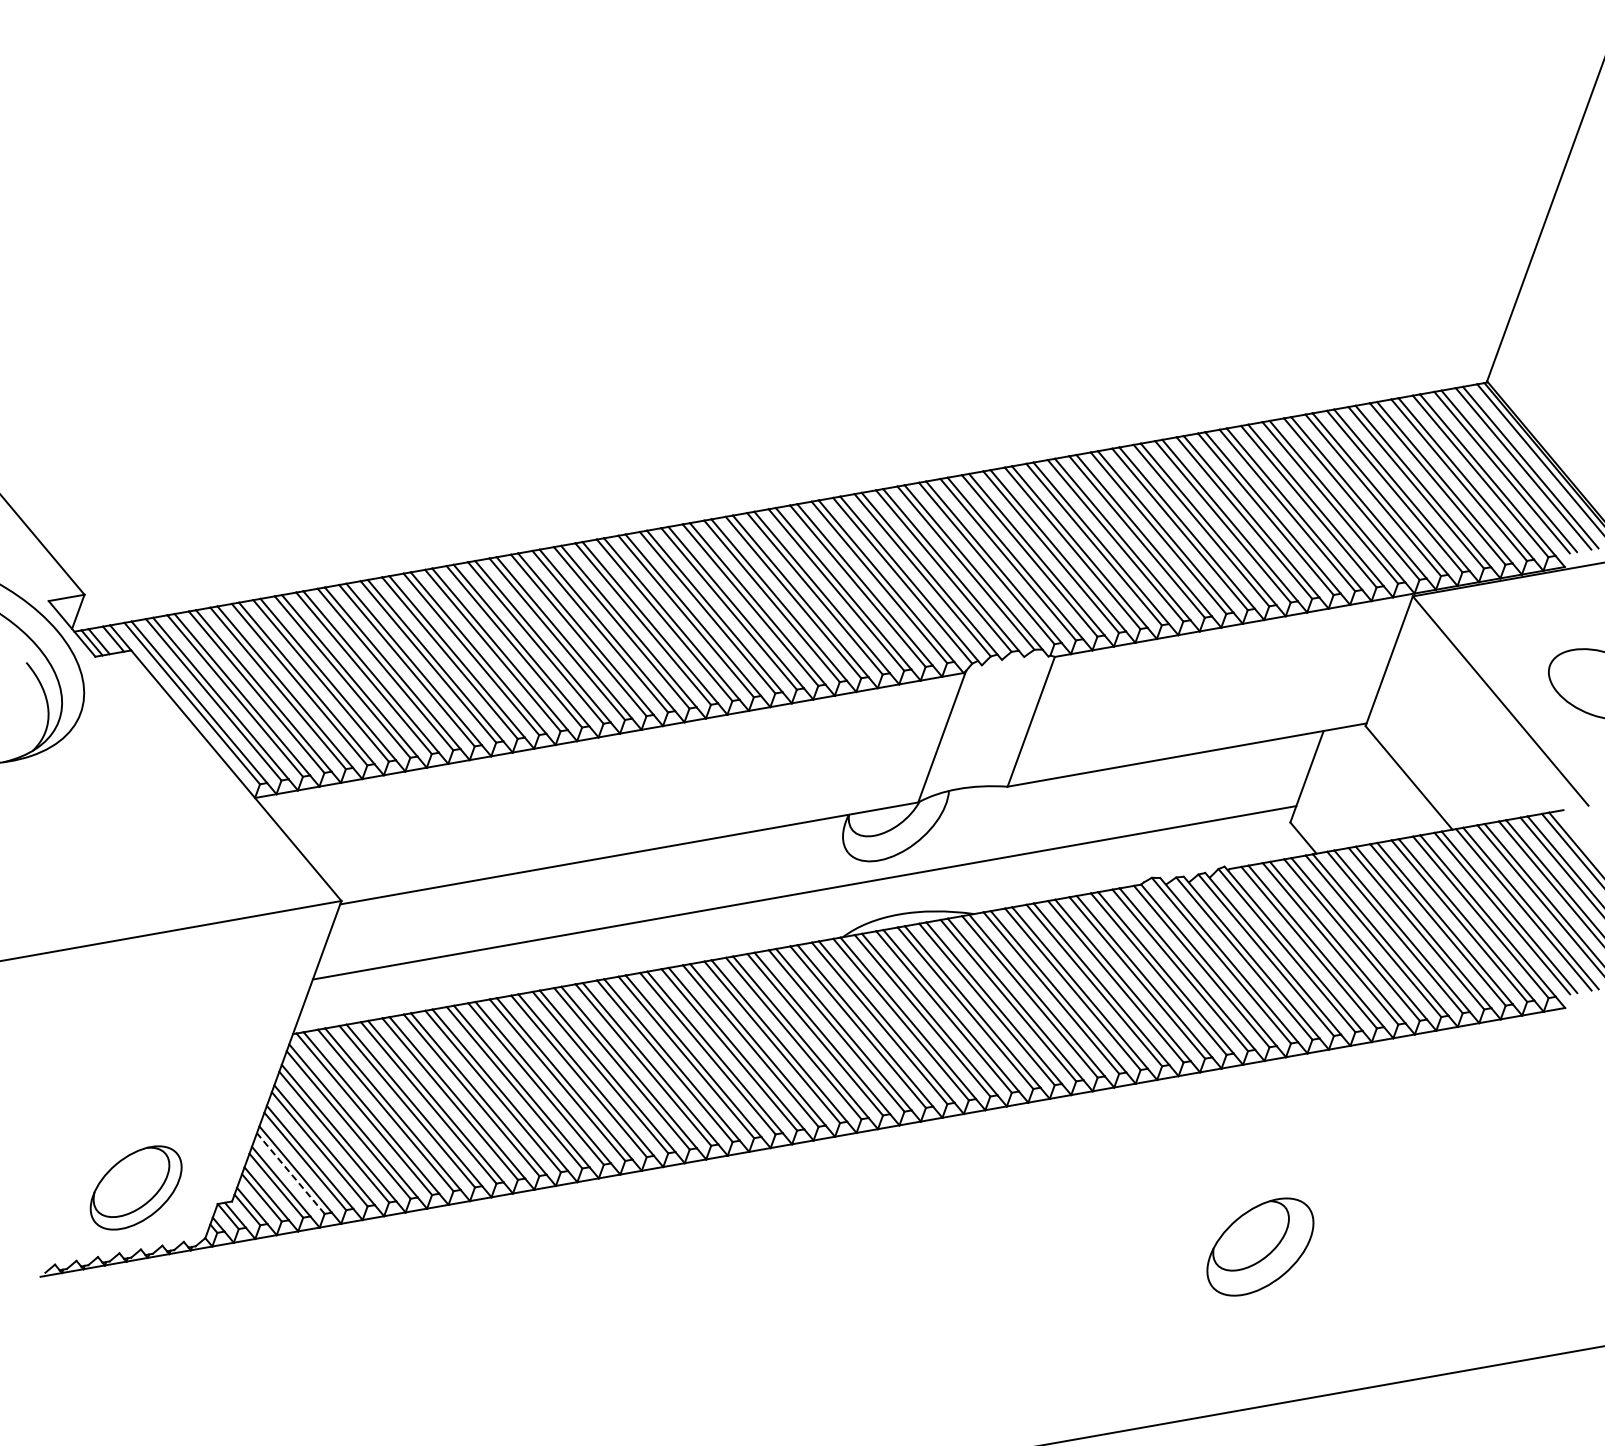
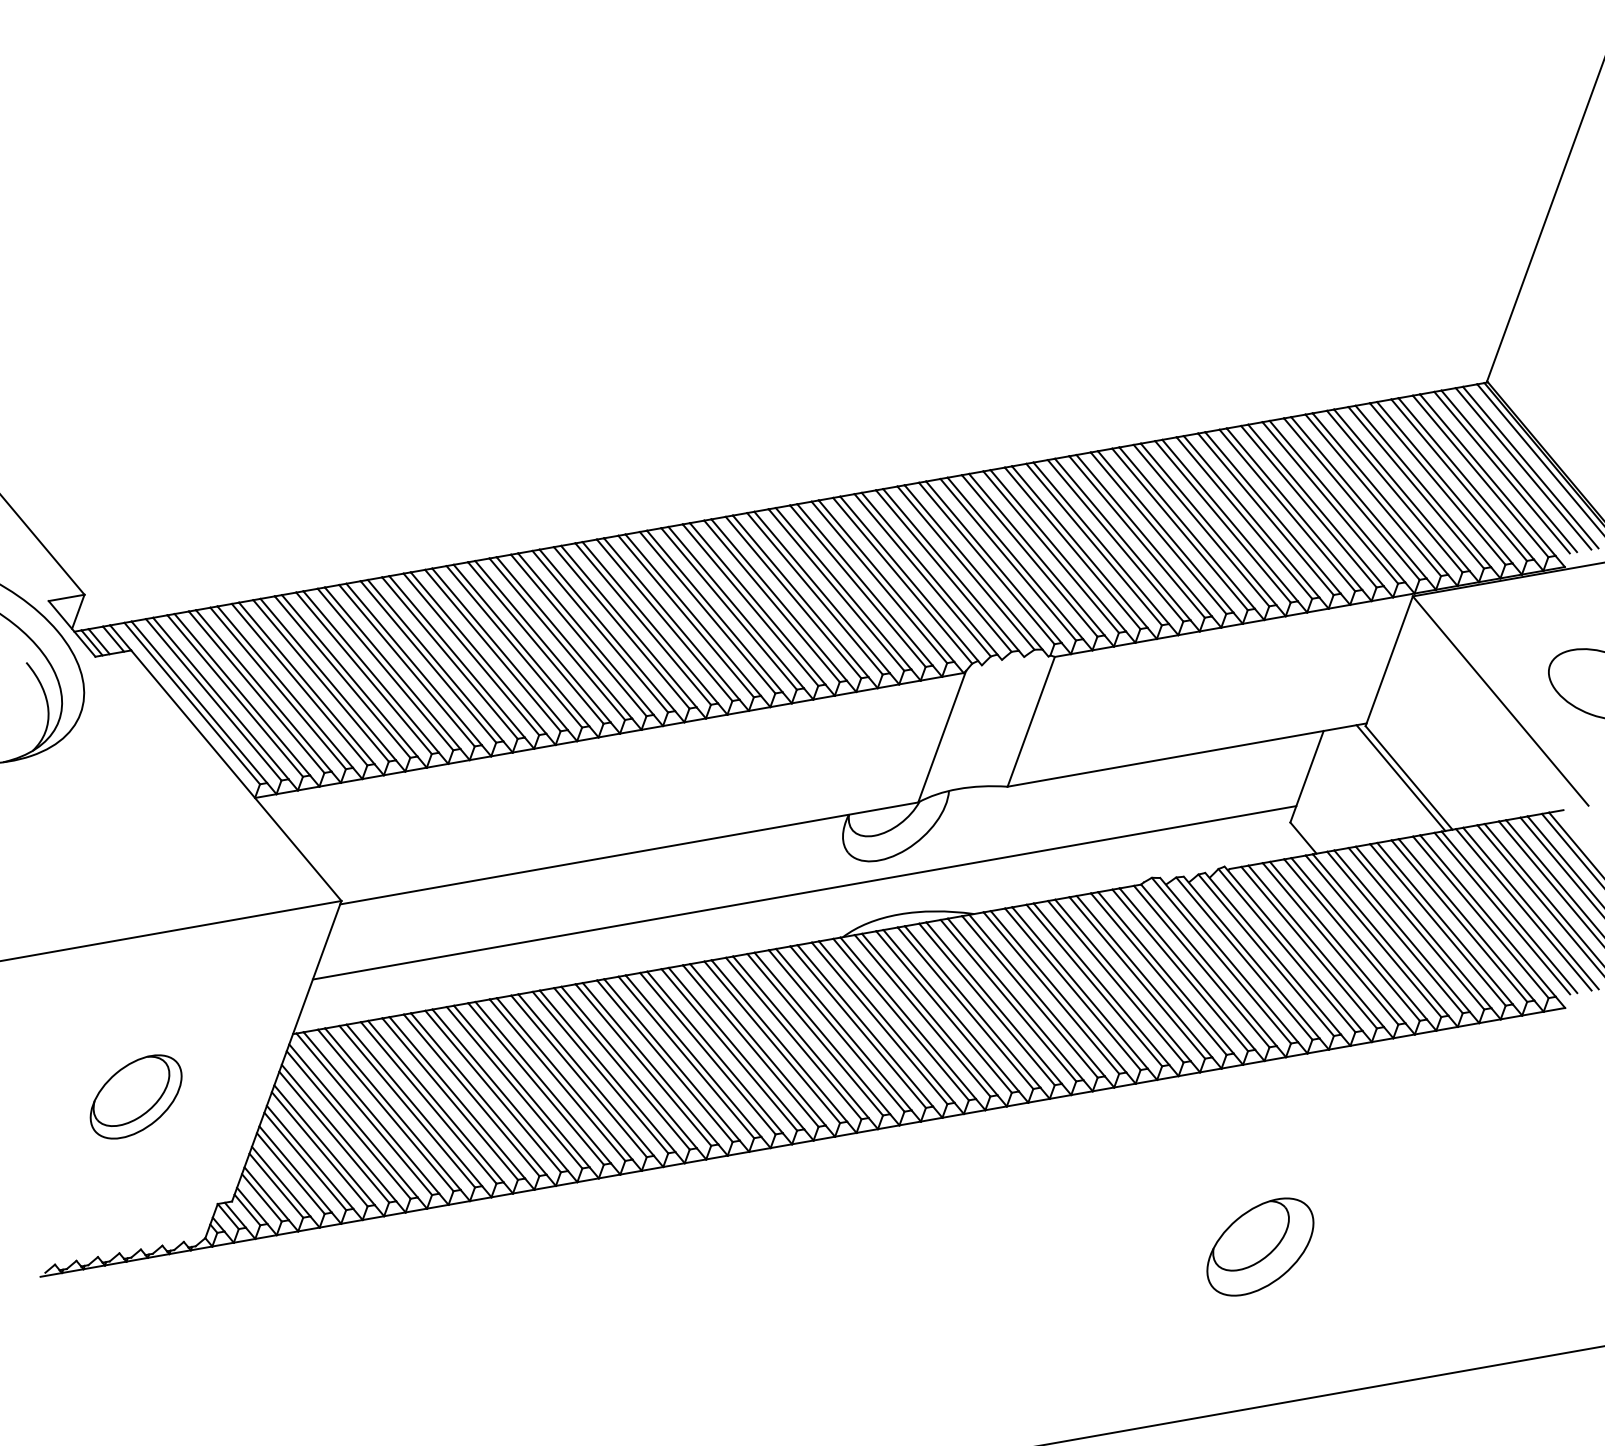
line: none -> present (1400, 777)
line: dashed -> solid (290, 1173)
part position: (135, 1187) -> (135, 1096) (135, 1096)
